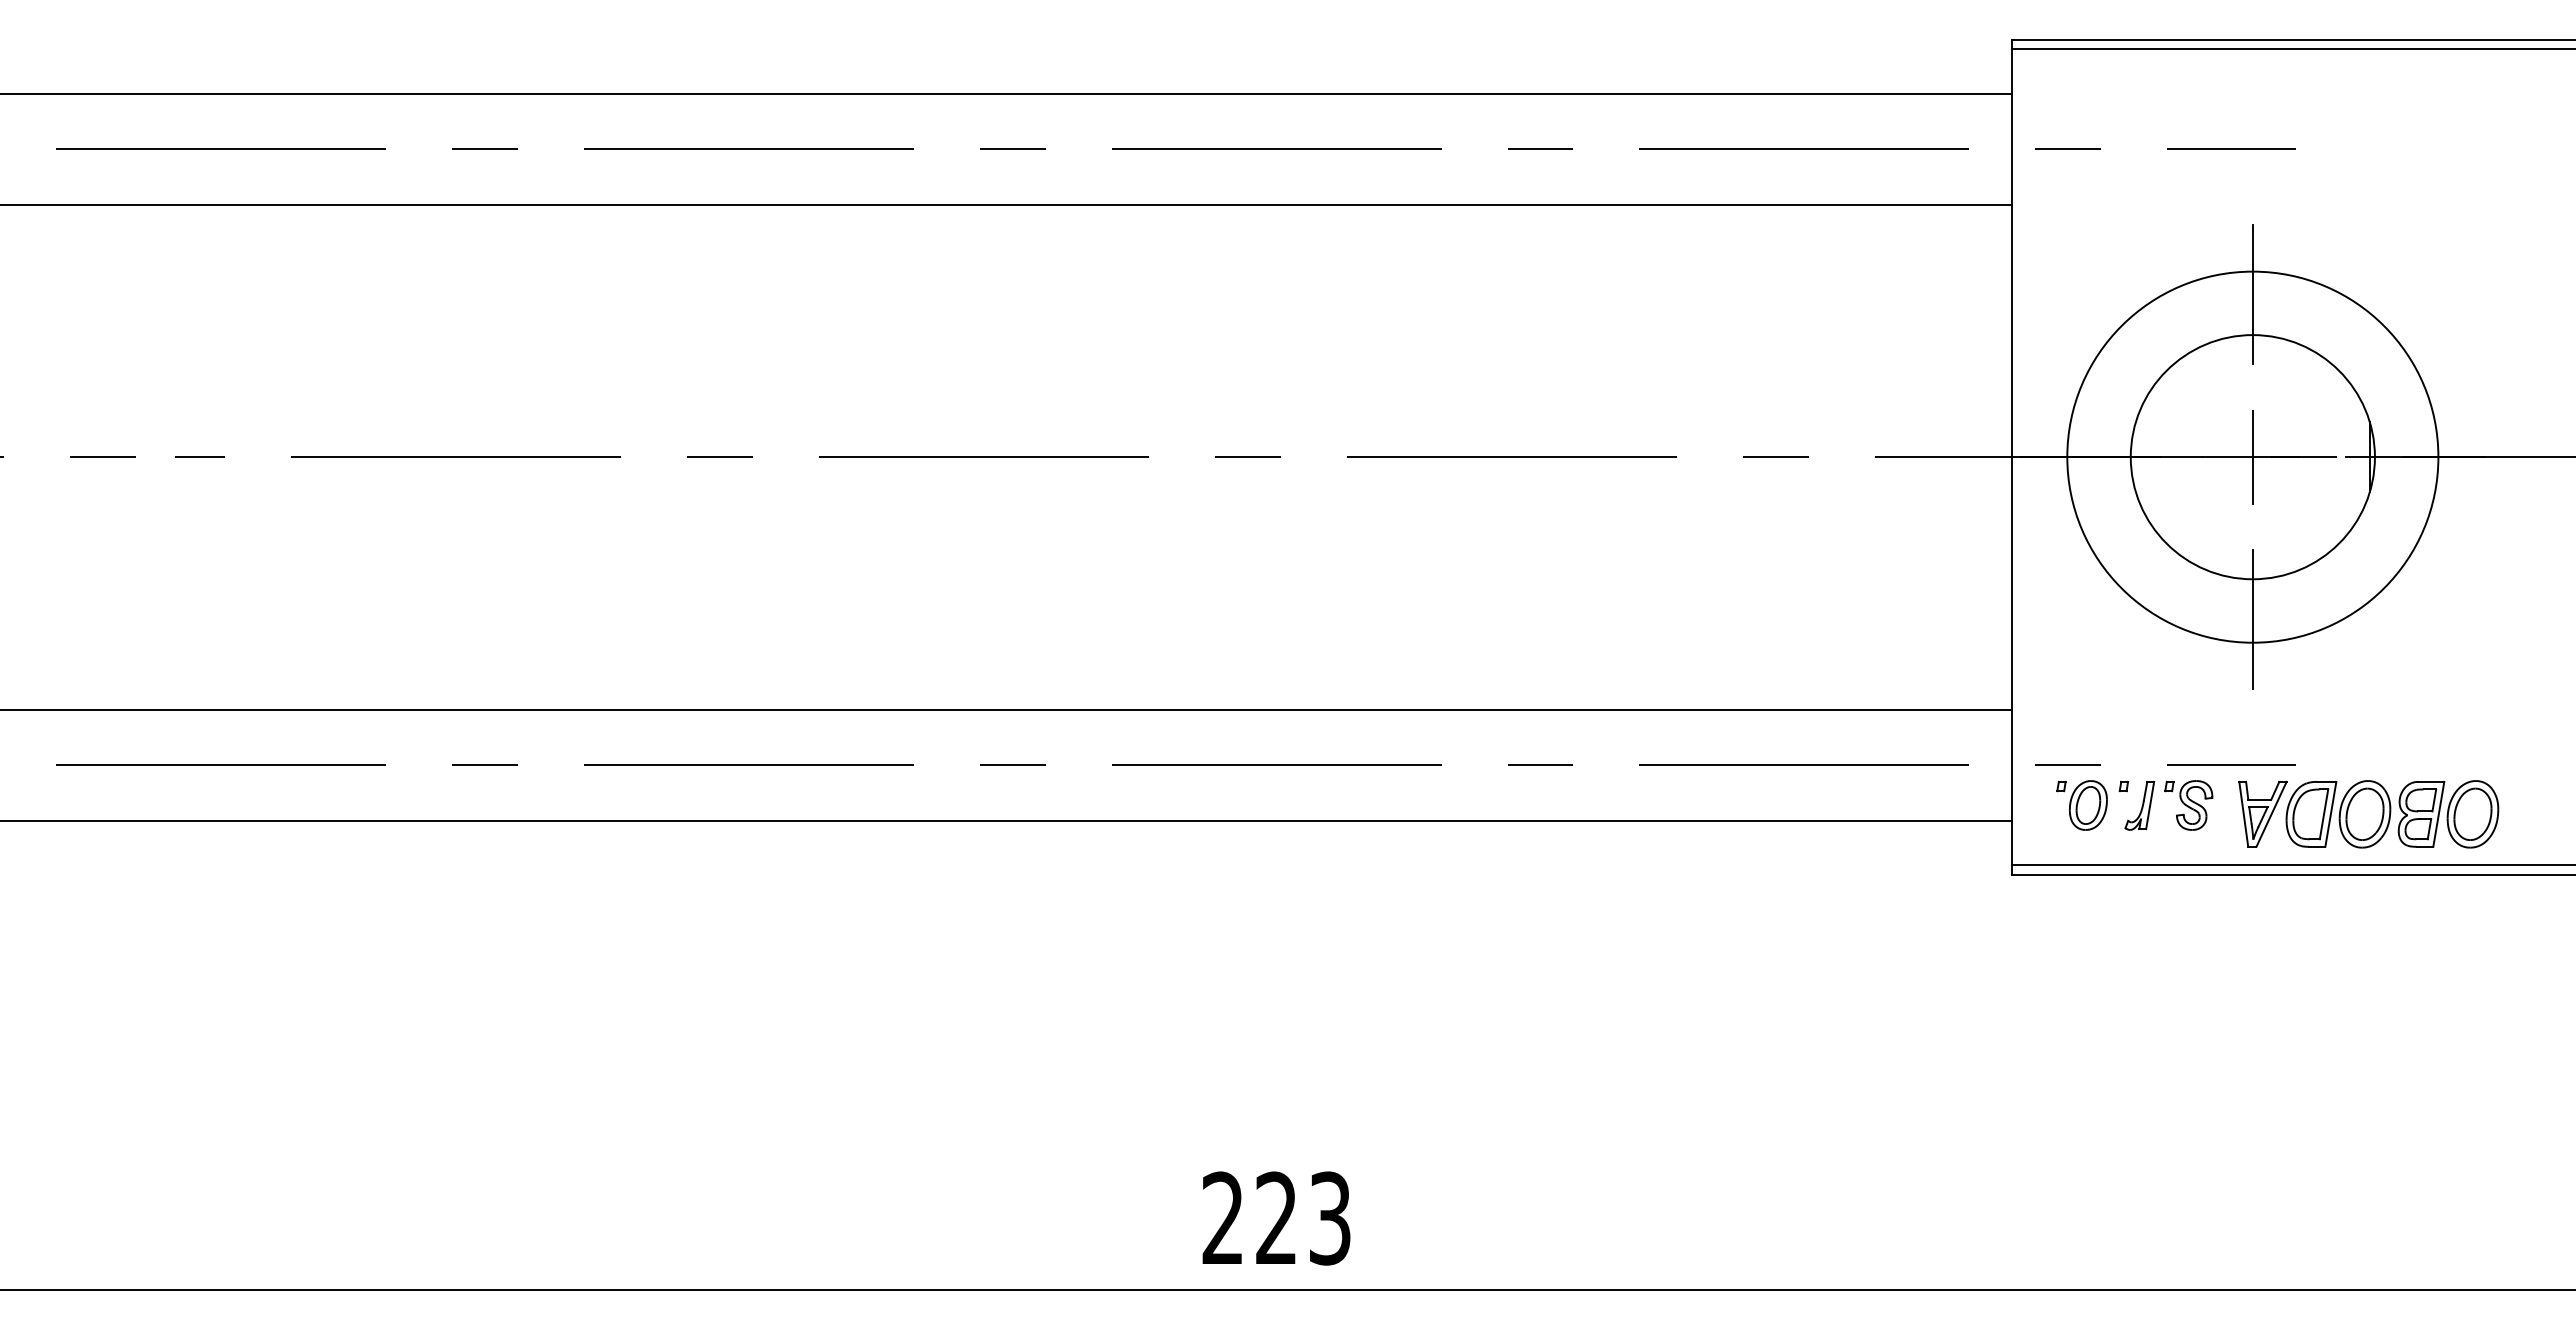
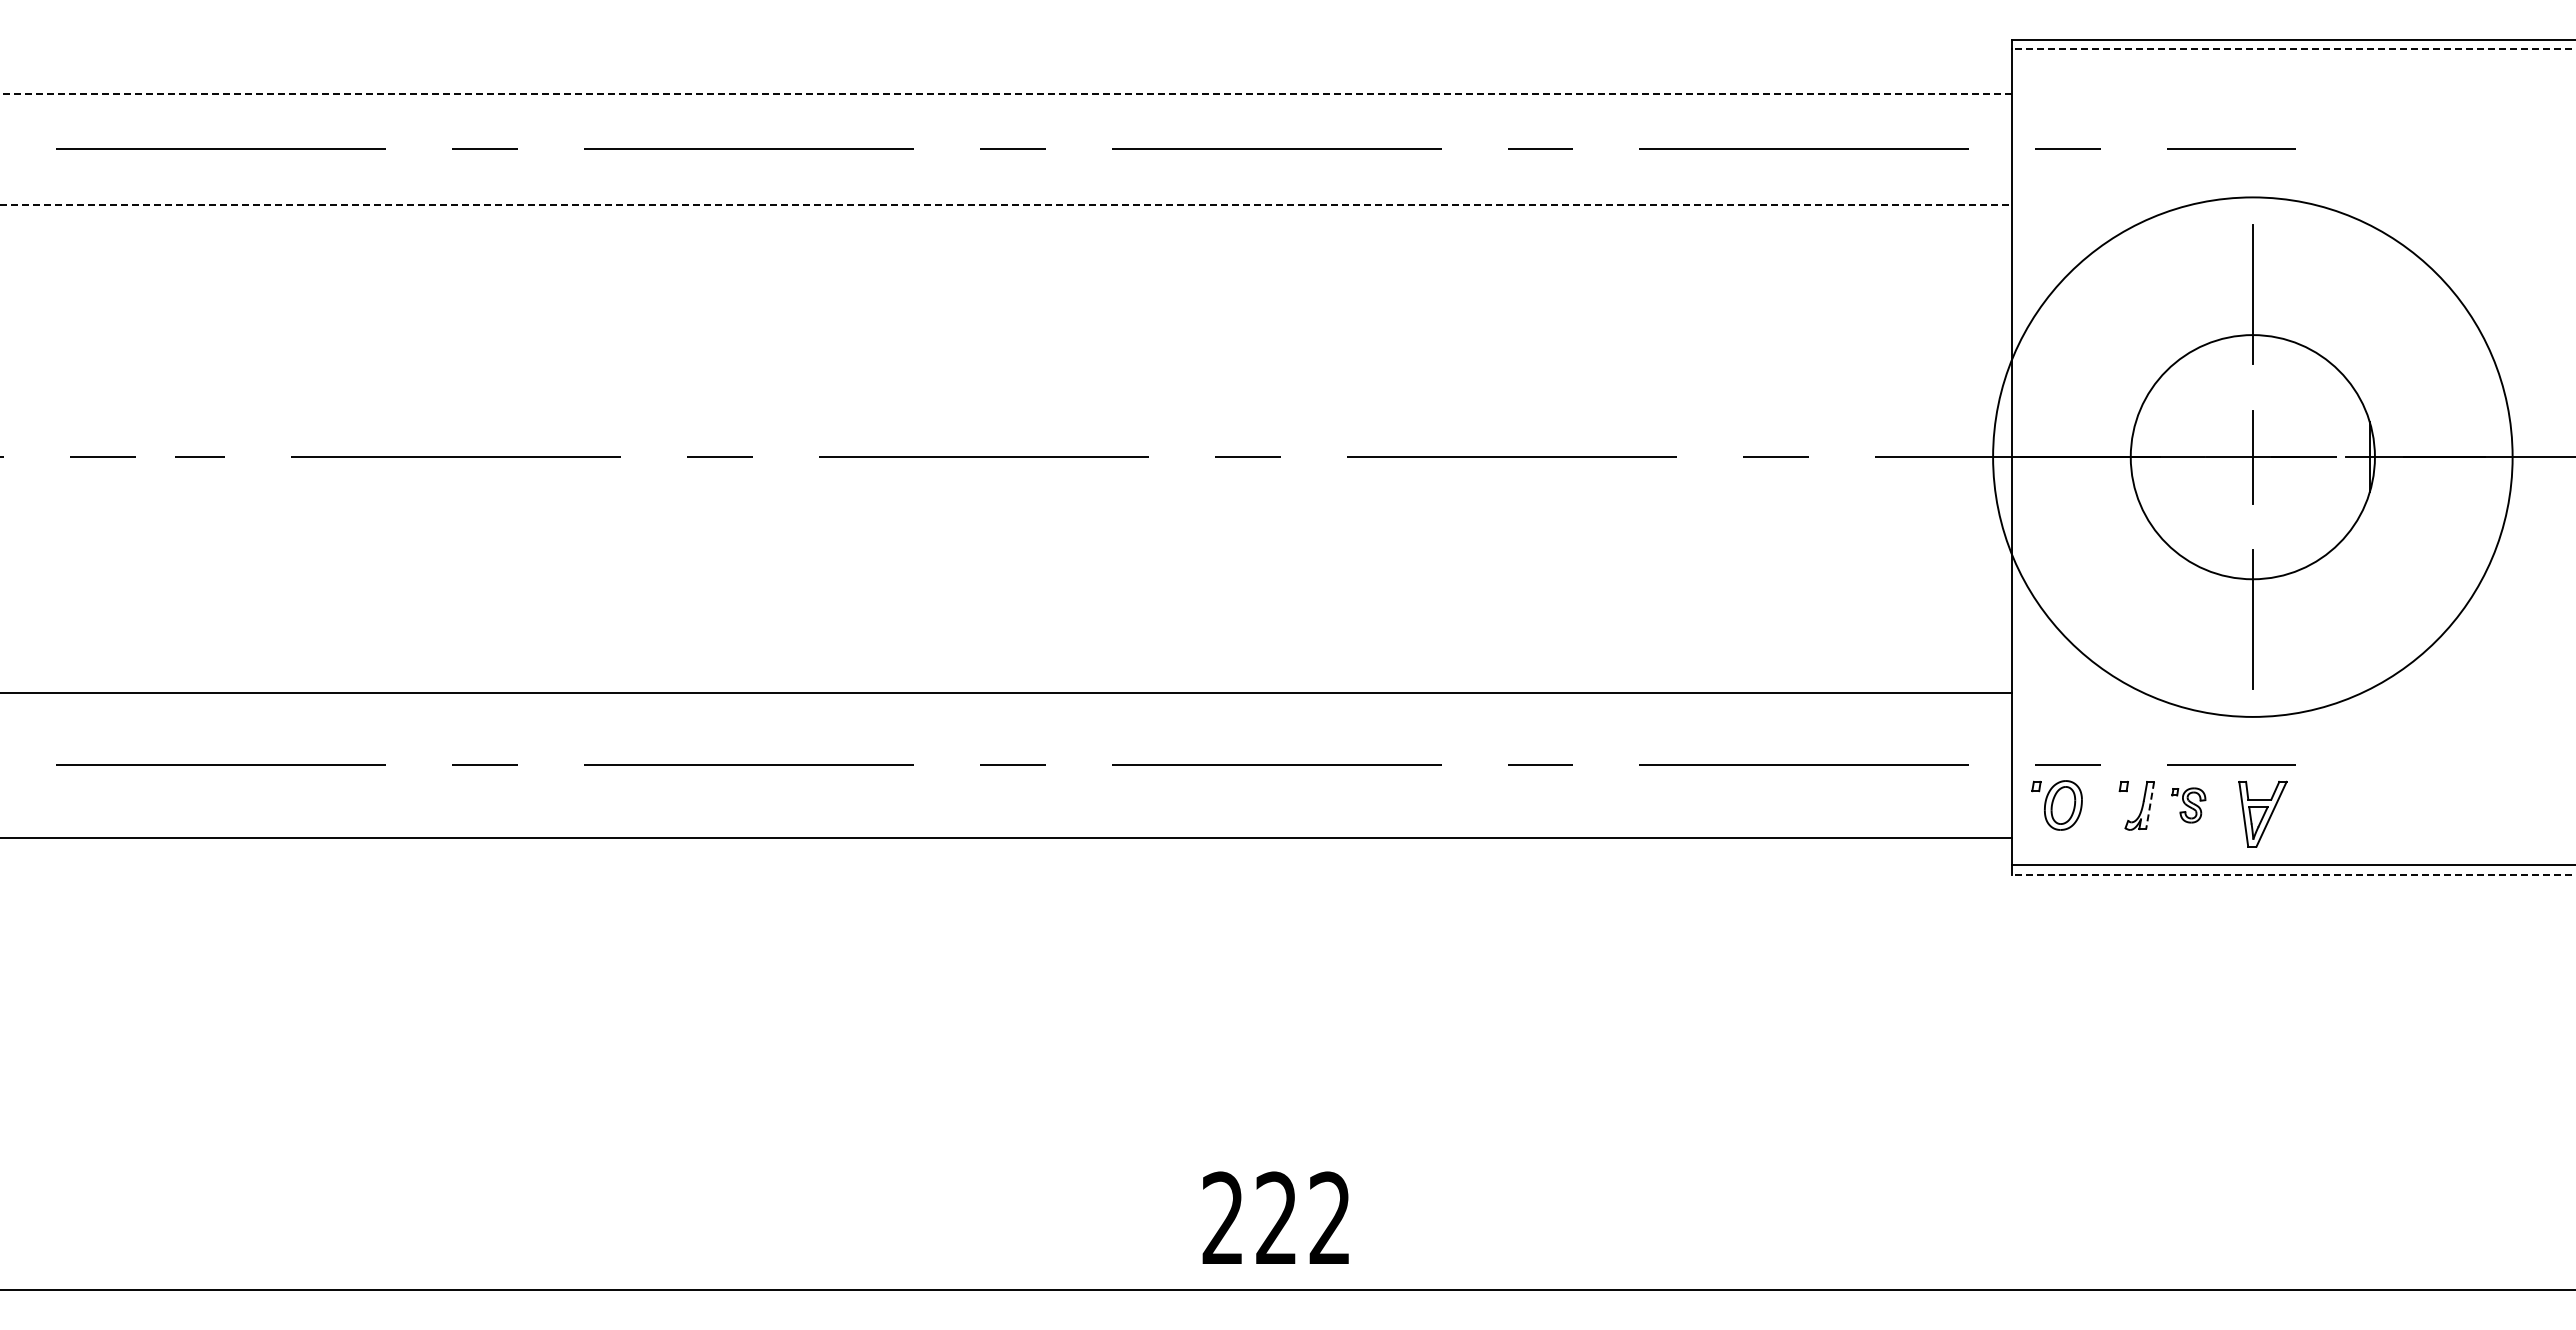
line: solid -> dashed (2293, 48)
line: solid -> dashed (1005, 93)
line: solid -> dashed (1005, 204)
circle diameter: 371 px -> 520 px (2252, 456)
line position: (1006, 709) -> (1006, 692) (1006, 692)
part position: (2081, 805) -> (2056, 805) (2056, 805)
line: solid -> dashed (2150, 805)
part size: 50x51 px -> 36x37 px (2188, 805)
part: present -> none (2392, 814)
line position: (1006, 820) -> (1006, 837) (1006, 837)
line: solid -> dashed (2293, 874)
text: 223 -> 222 (1329, 1218)
